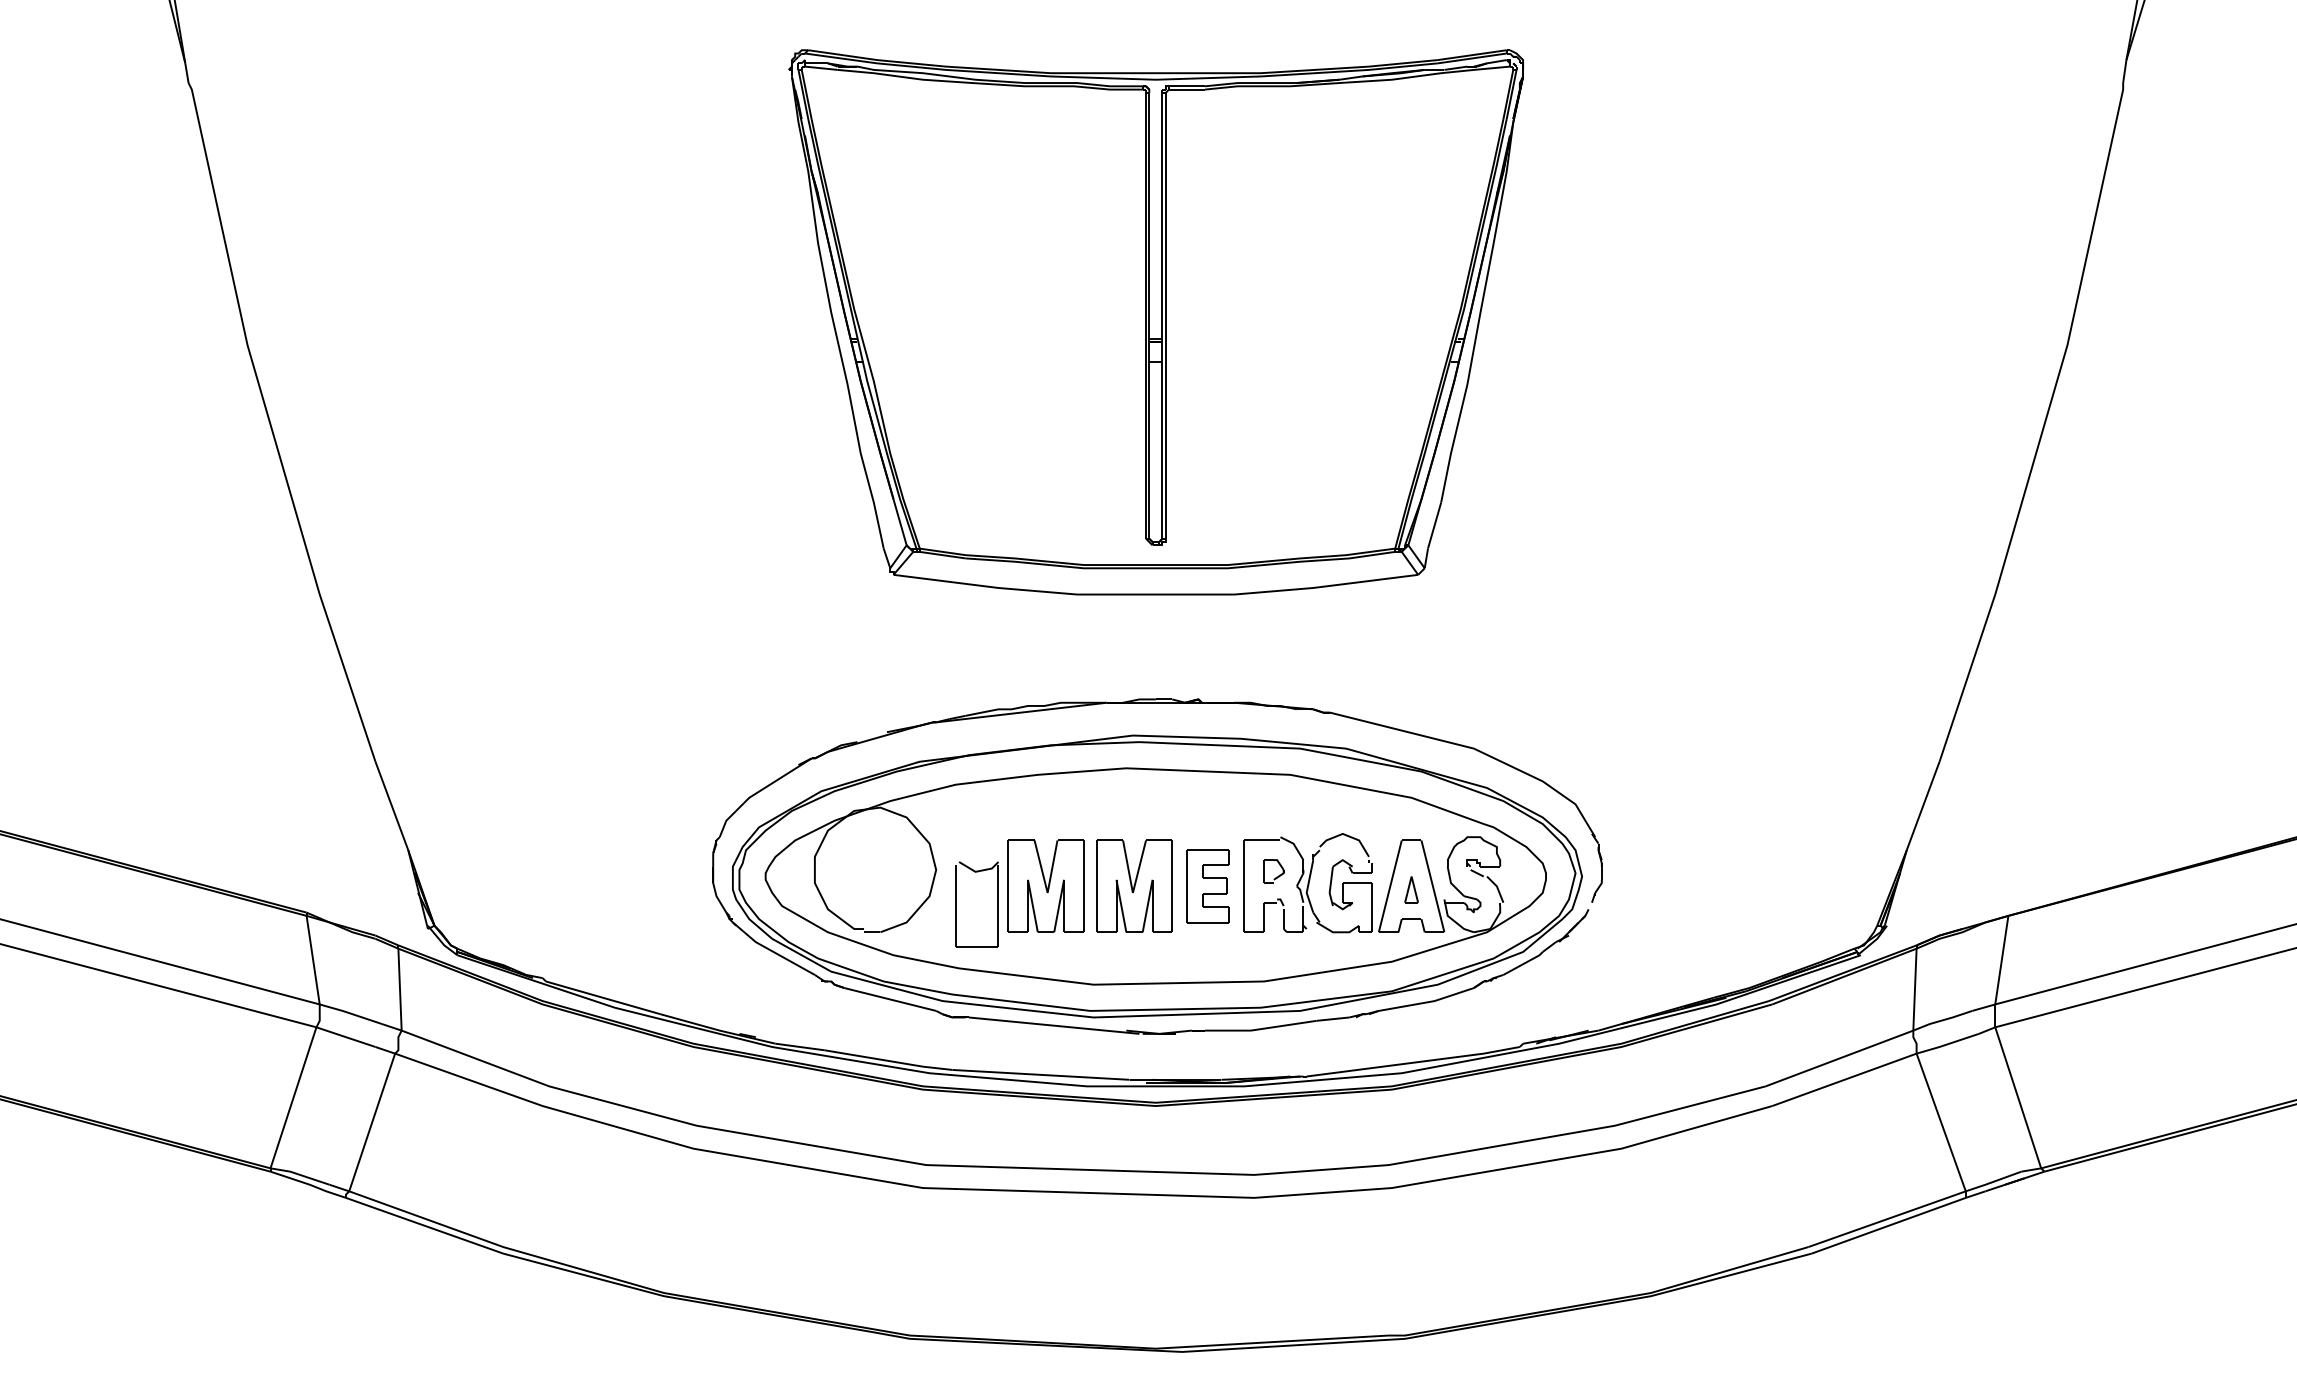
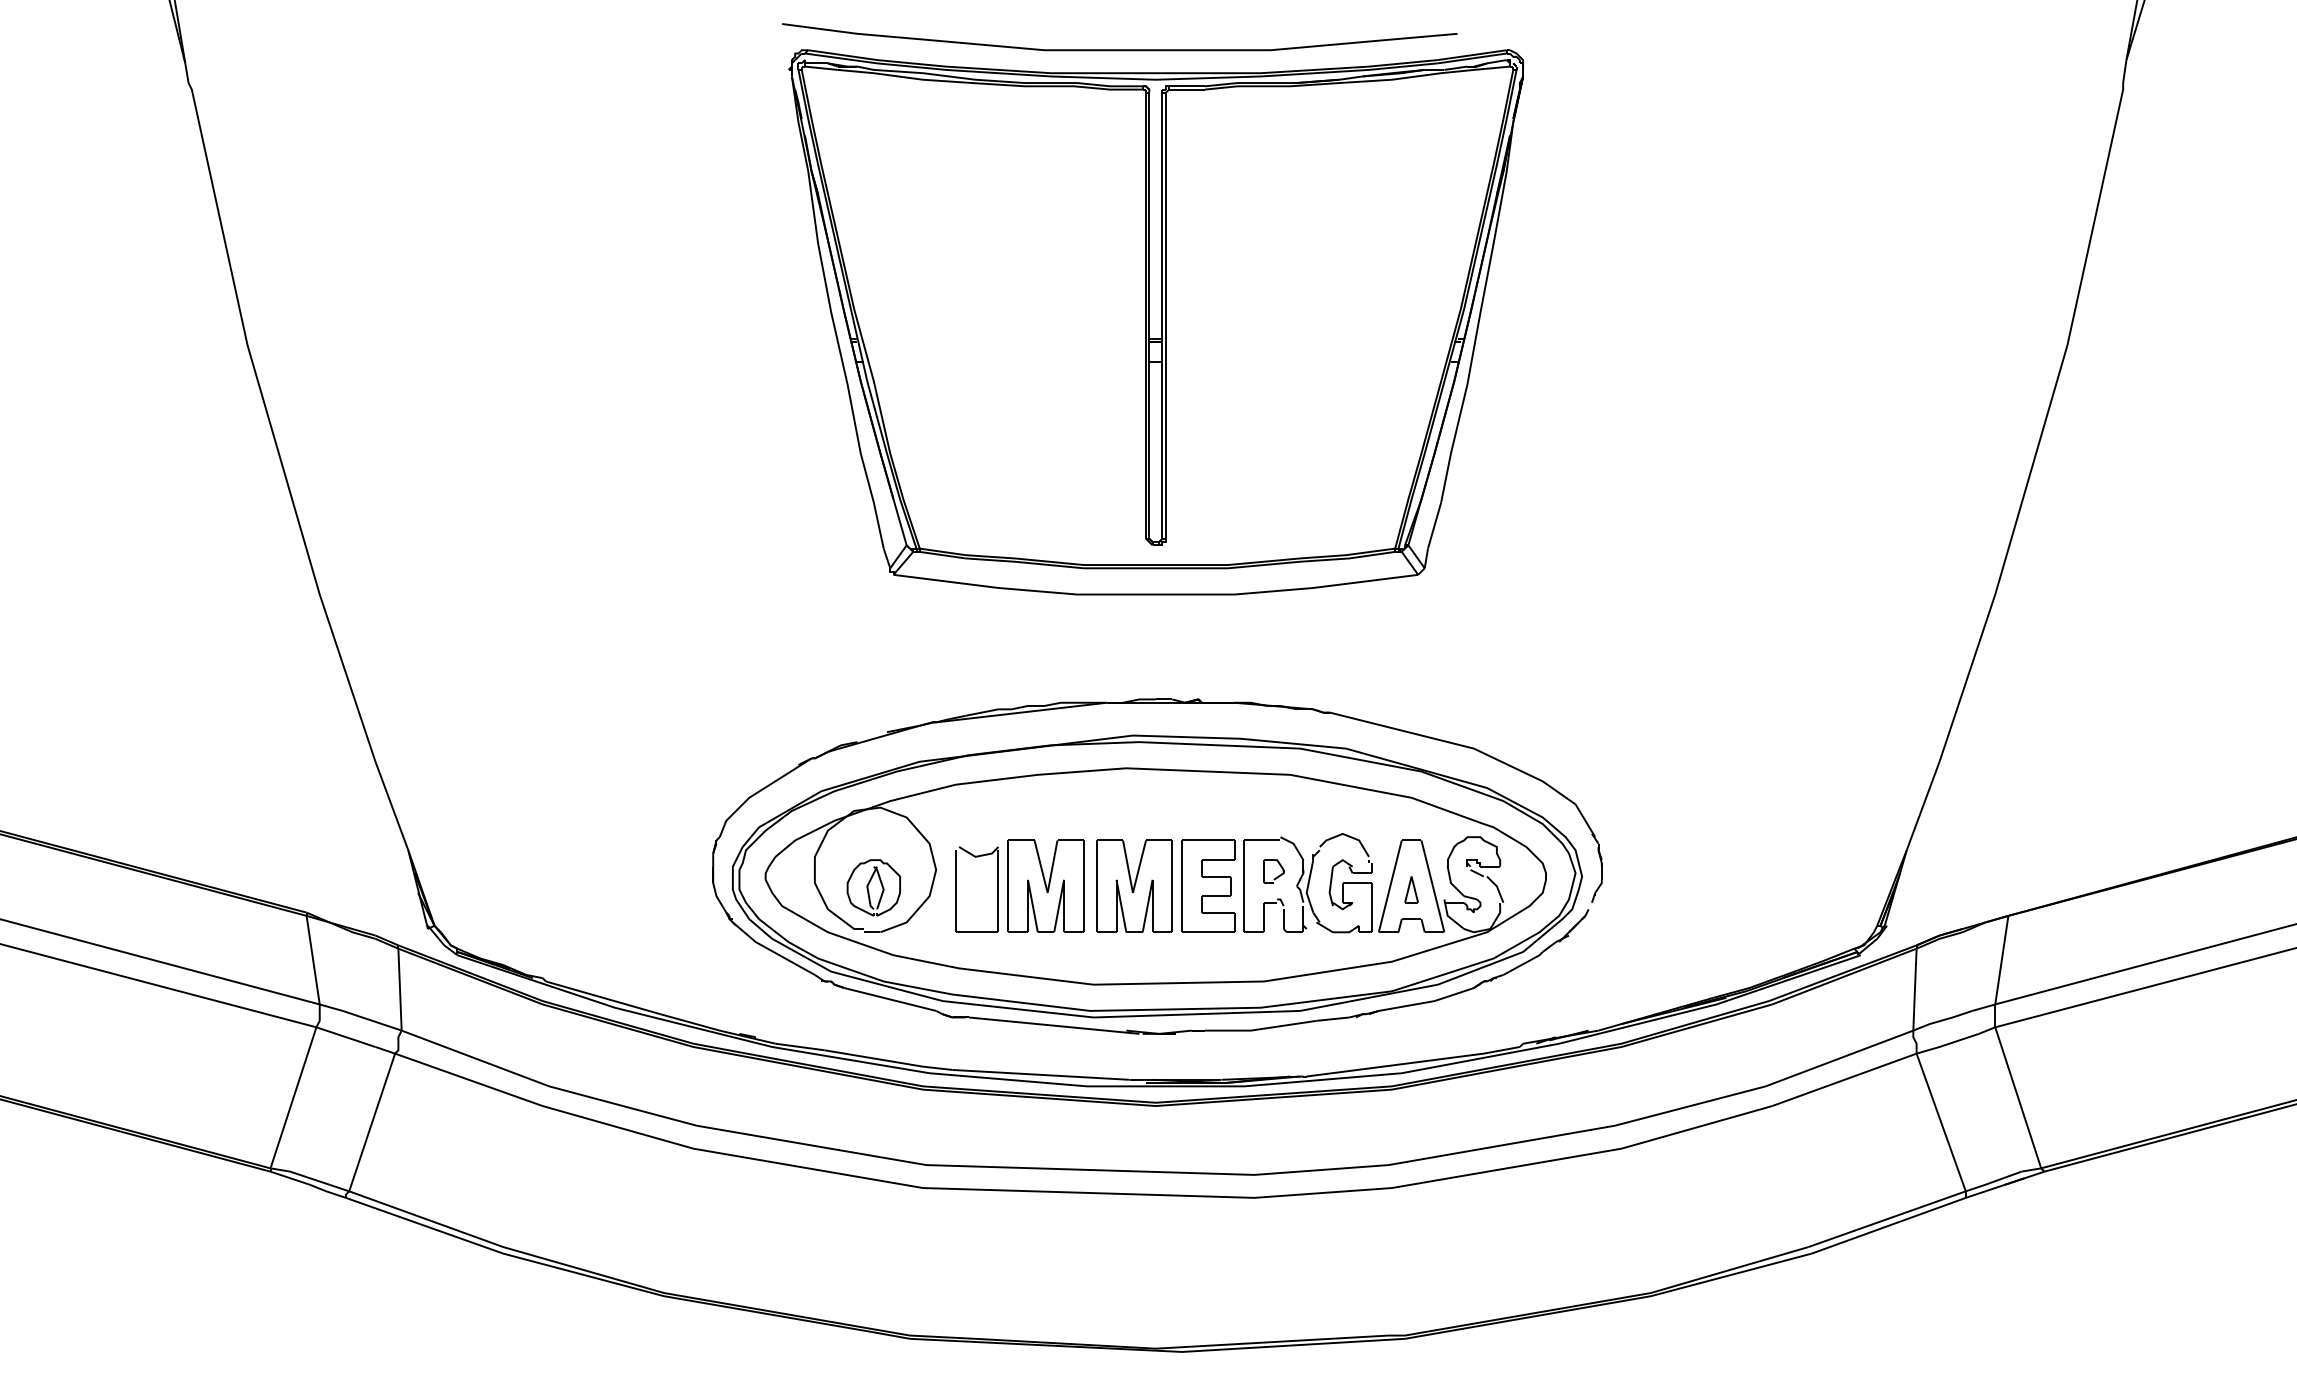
curve: none -> present (1119, 49)
part size: 44x75 px -> 55x94 px (1208, 885)
part: none -> present (873, 887)
part position: (956, 904) -> (956, 889) (956, 889)
